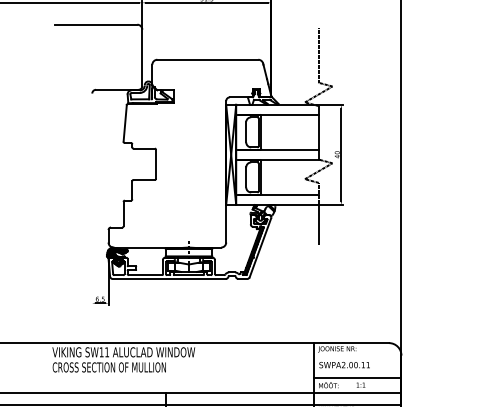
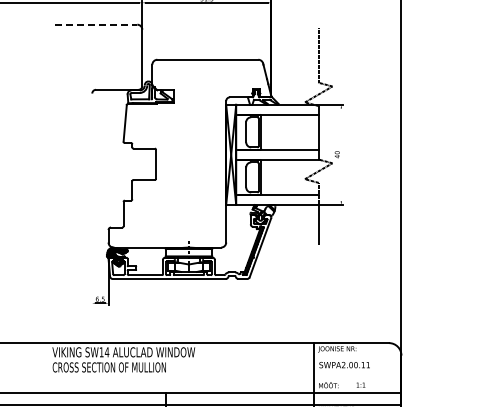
line: solid -> dashed (96, 24)
line: present -> none (341, 154)
text: SW11 -> SW14 (106, 352)
line: present -> none (357, 378)
